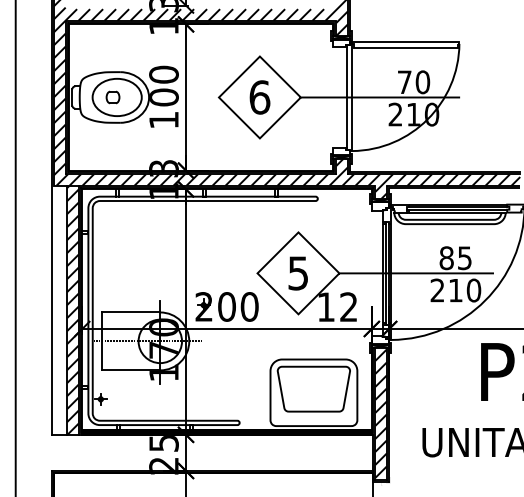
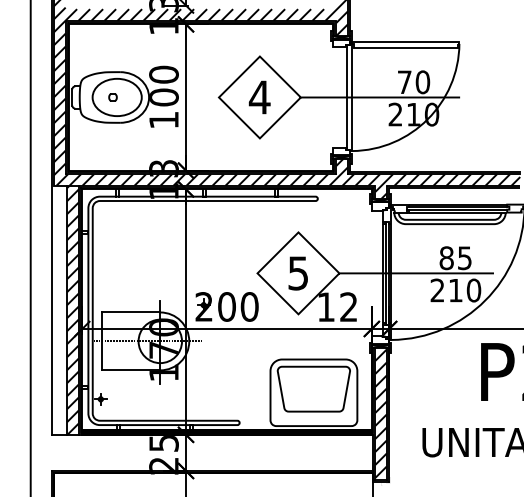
part size: 16x15 px -> 10x9 px (112, 97)
text: 6 -> 4 (259, 97)
line position: (15, 247) -> (30, 247) (30, 247)
